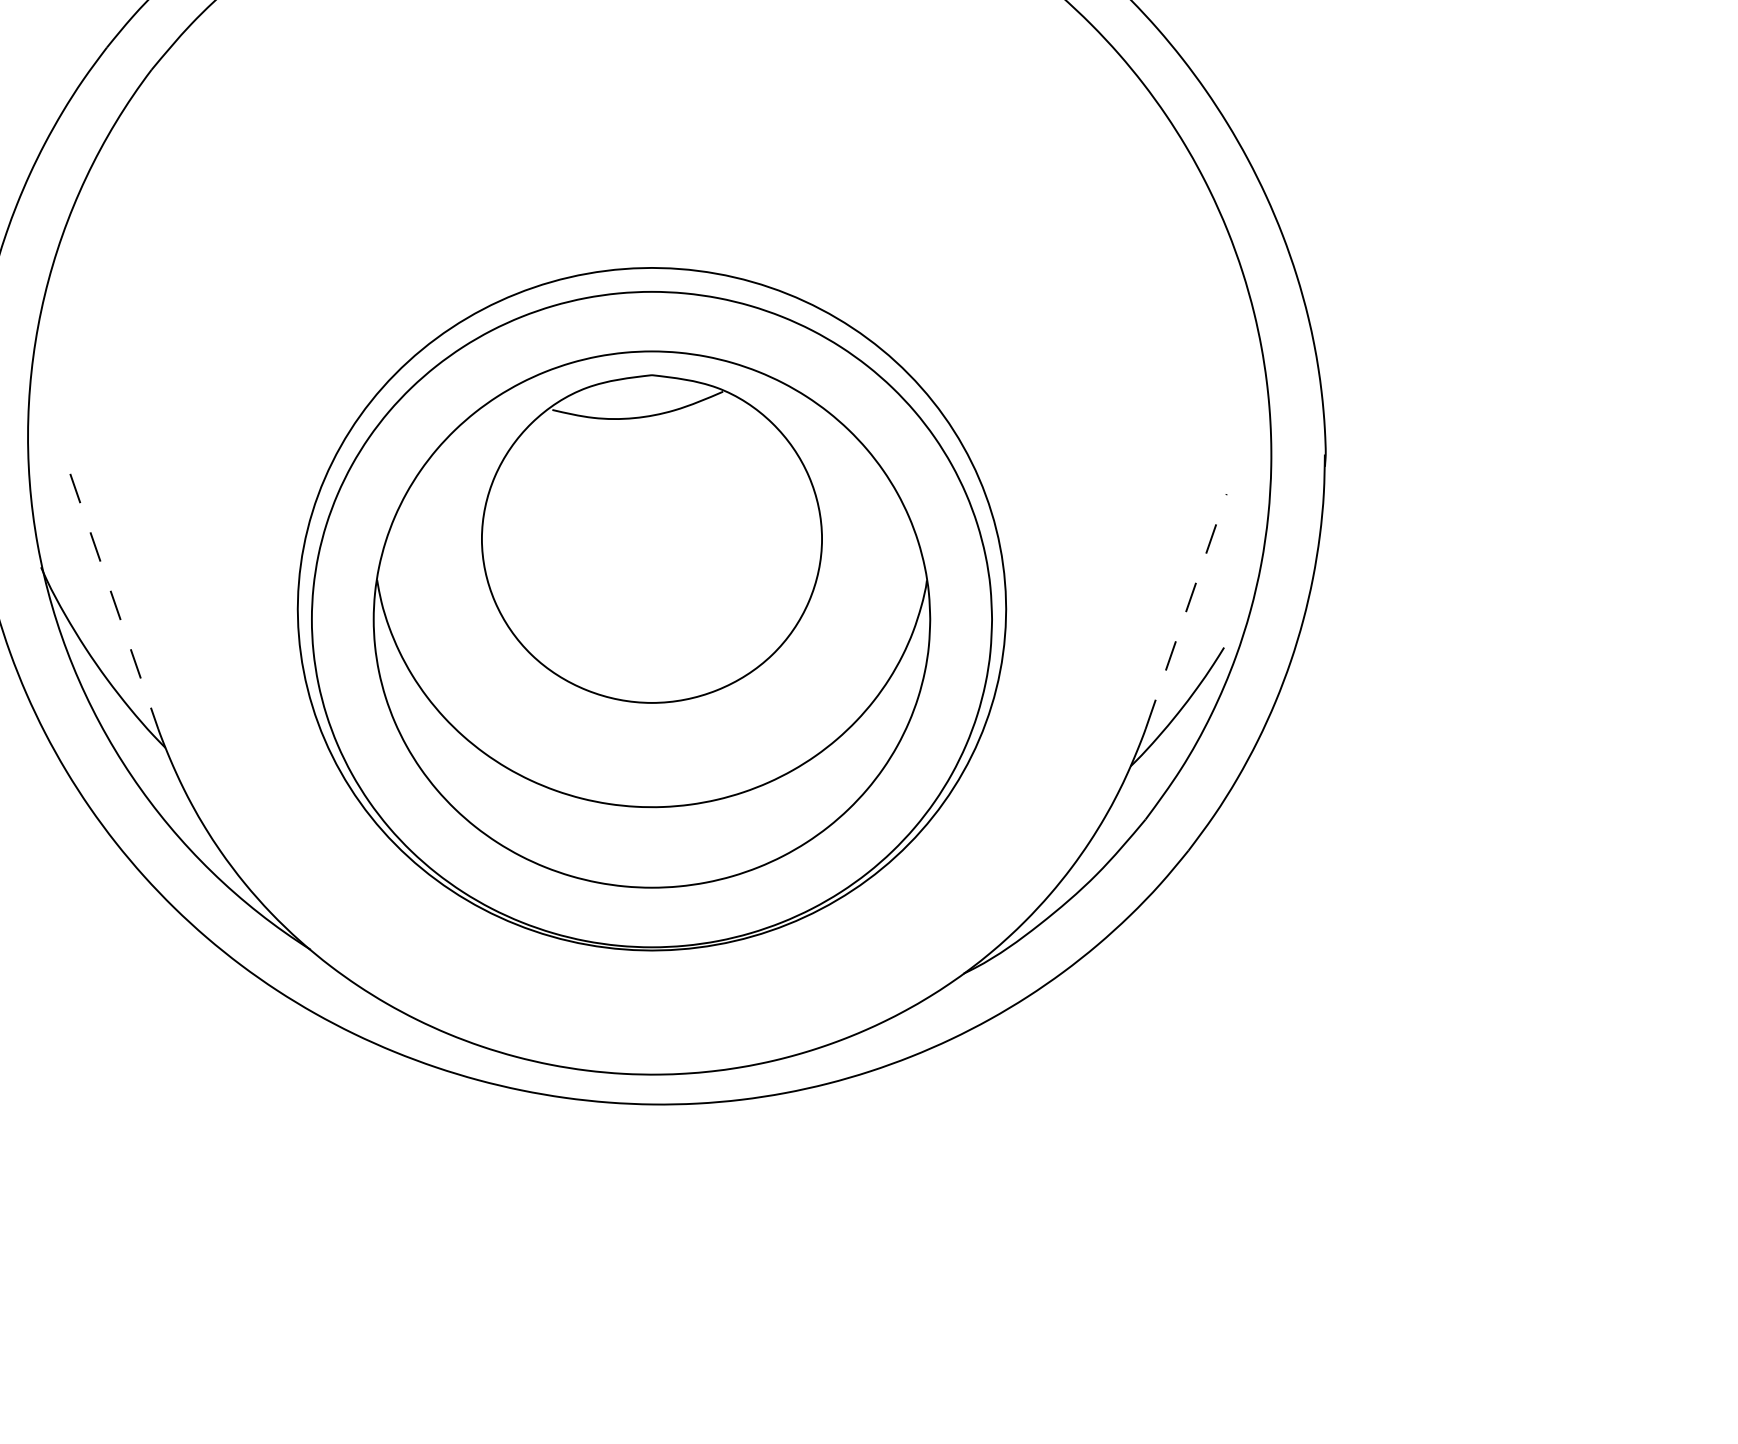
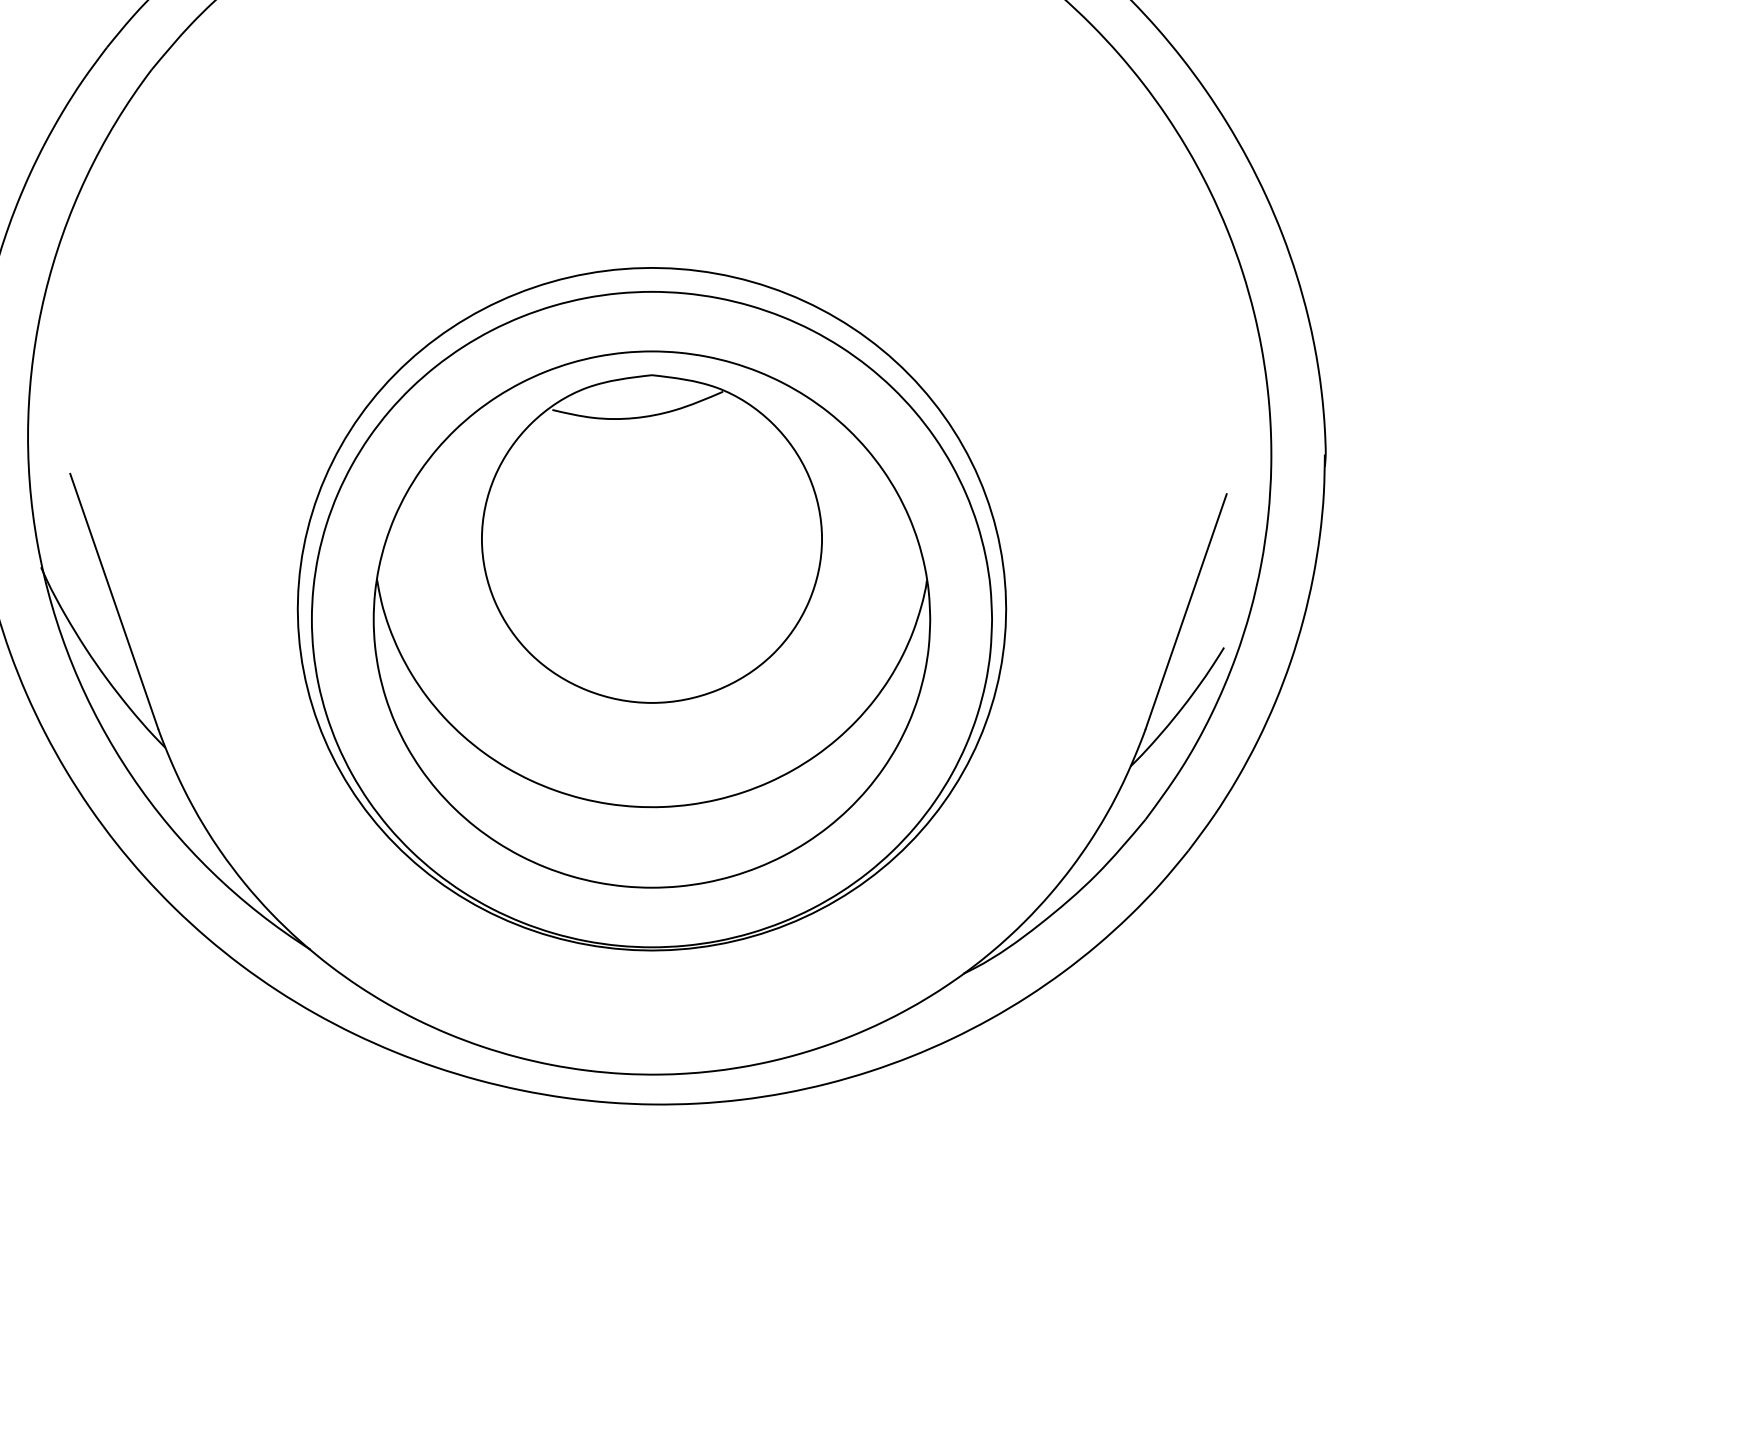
line: dashed -> solid (114, 601)
line: dashed -> solid (1186, 611)
